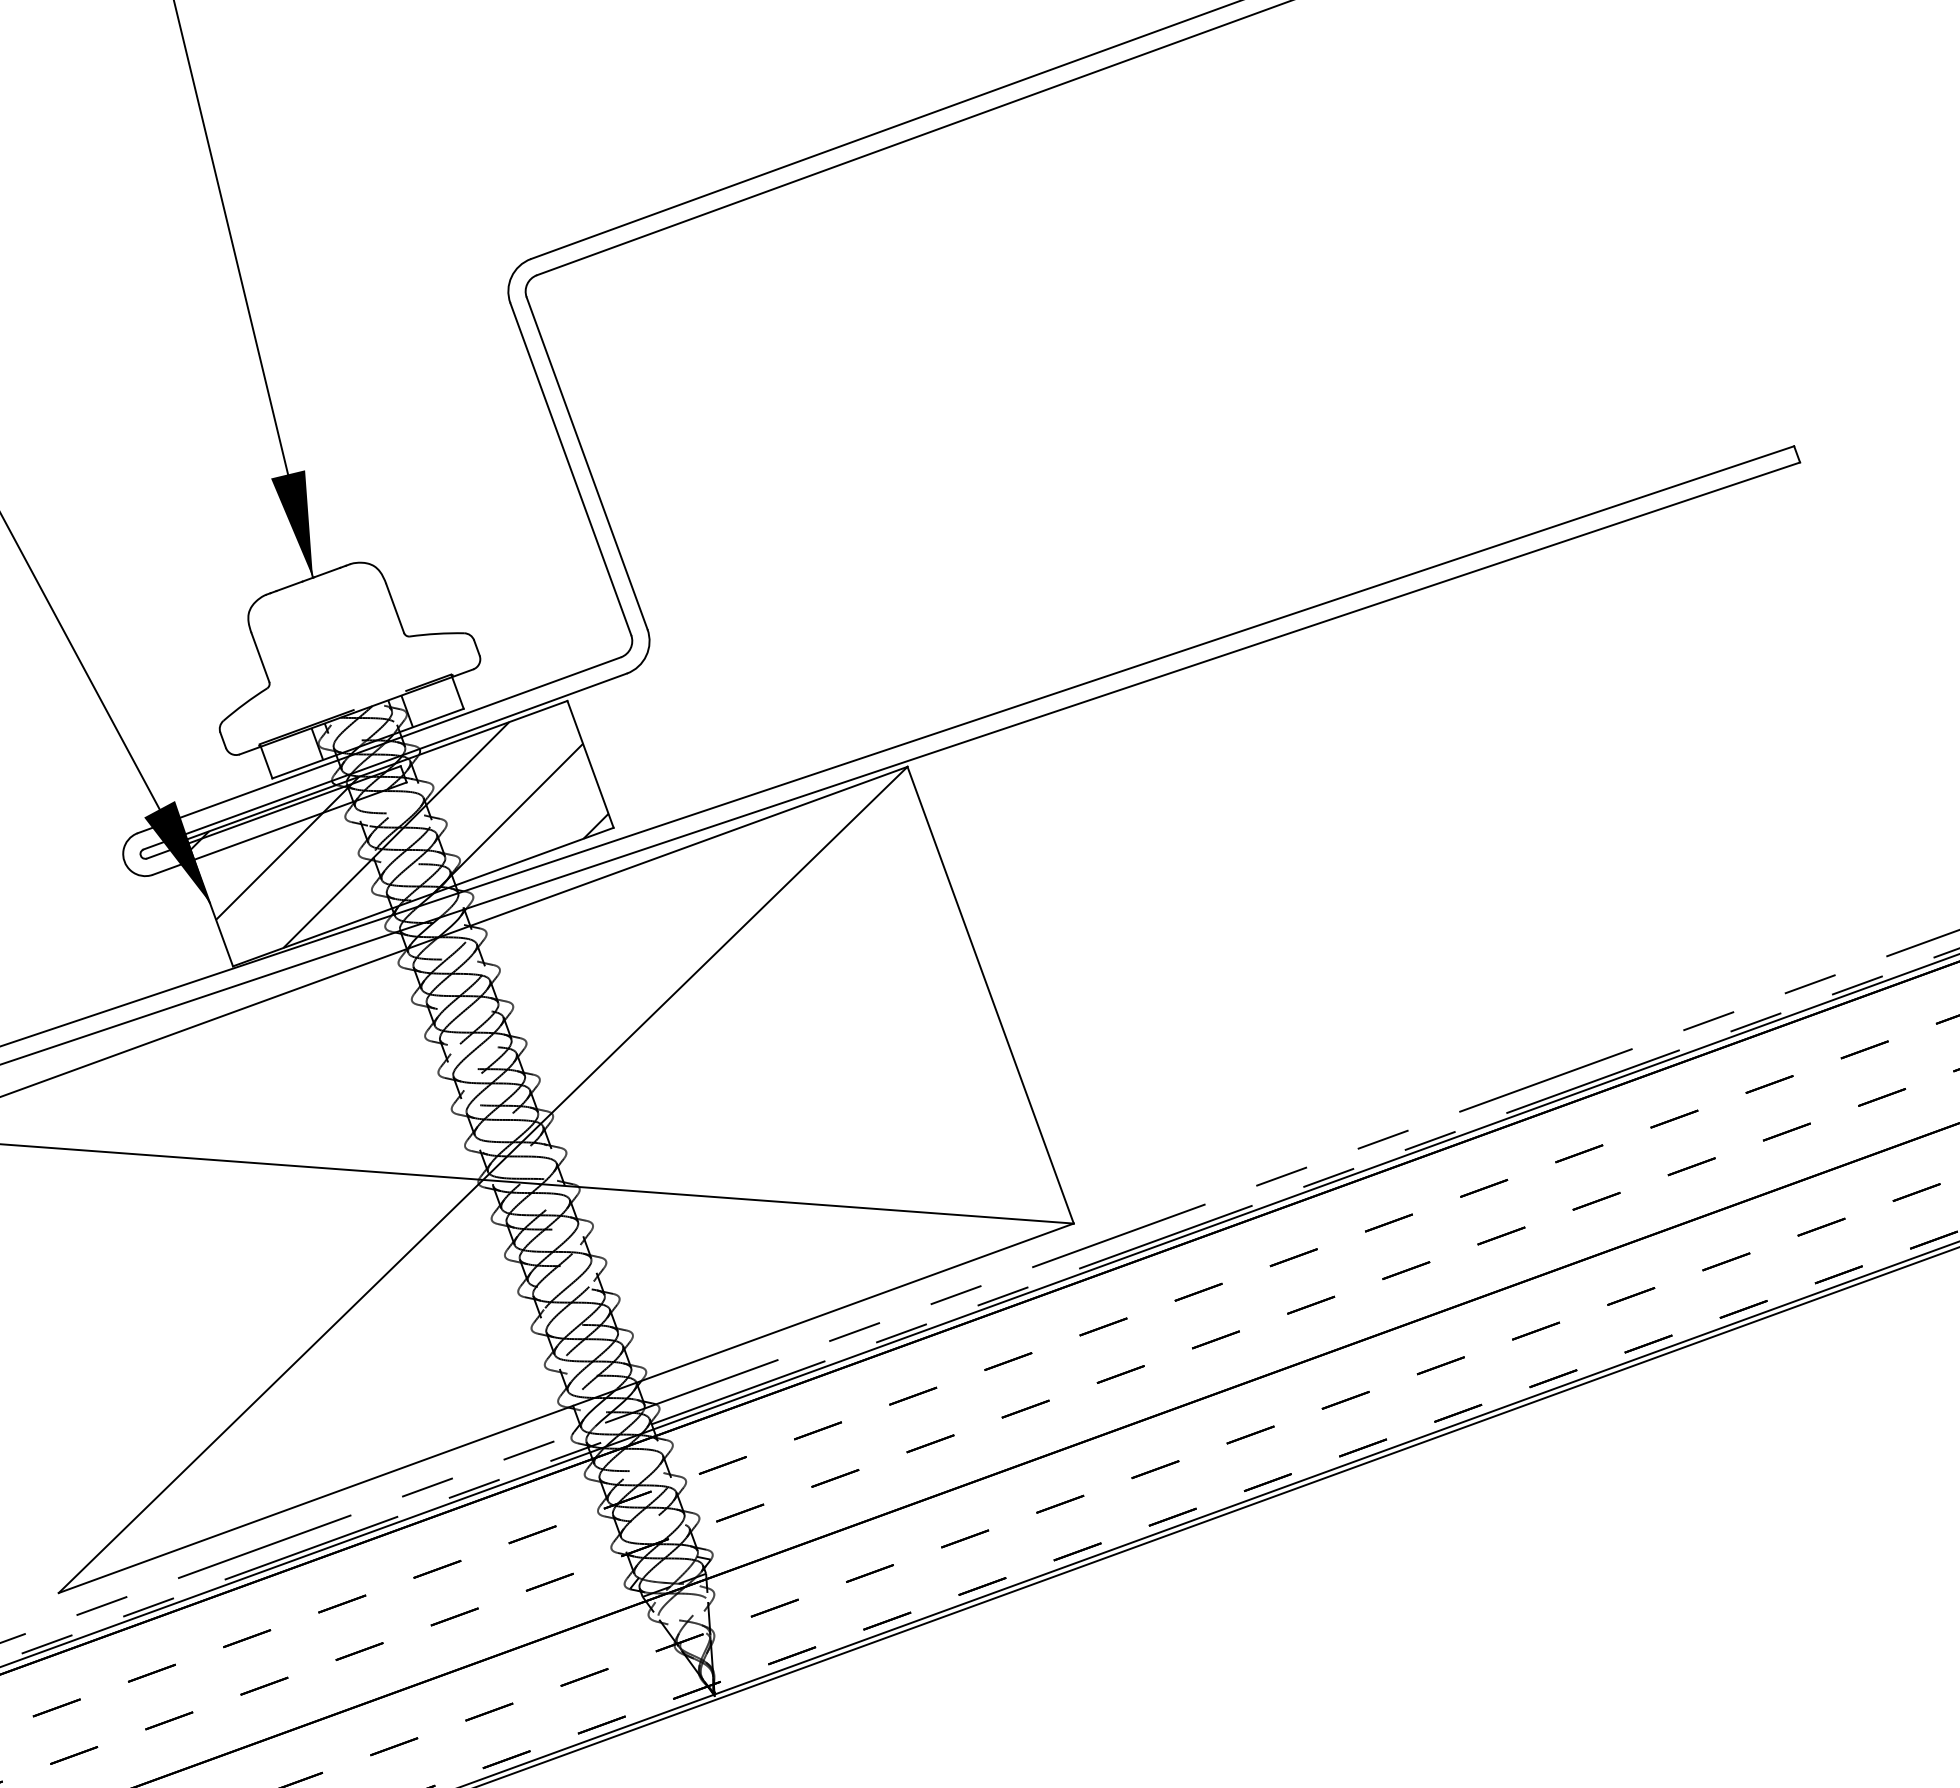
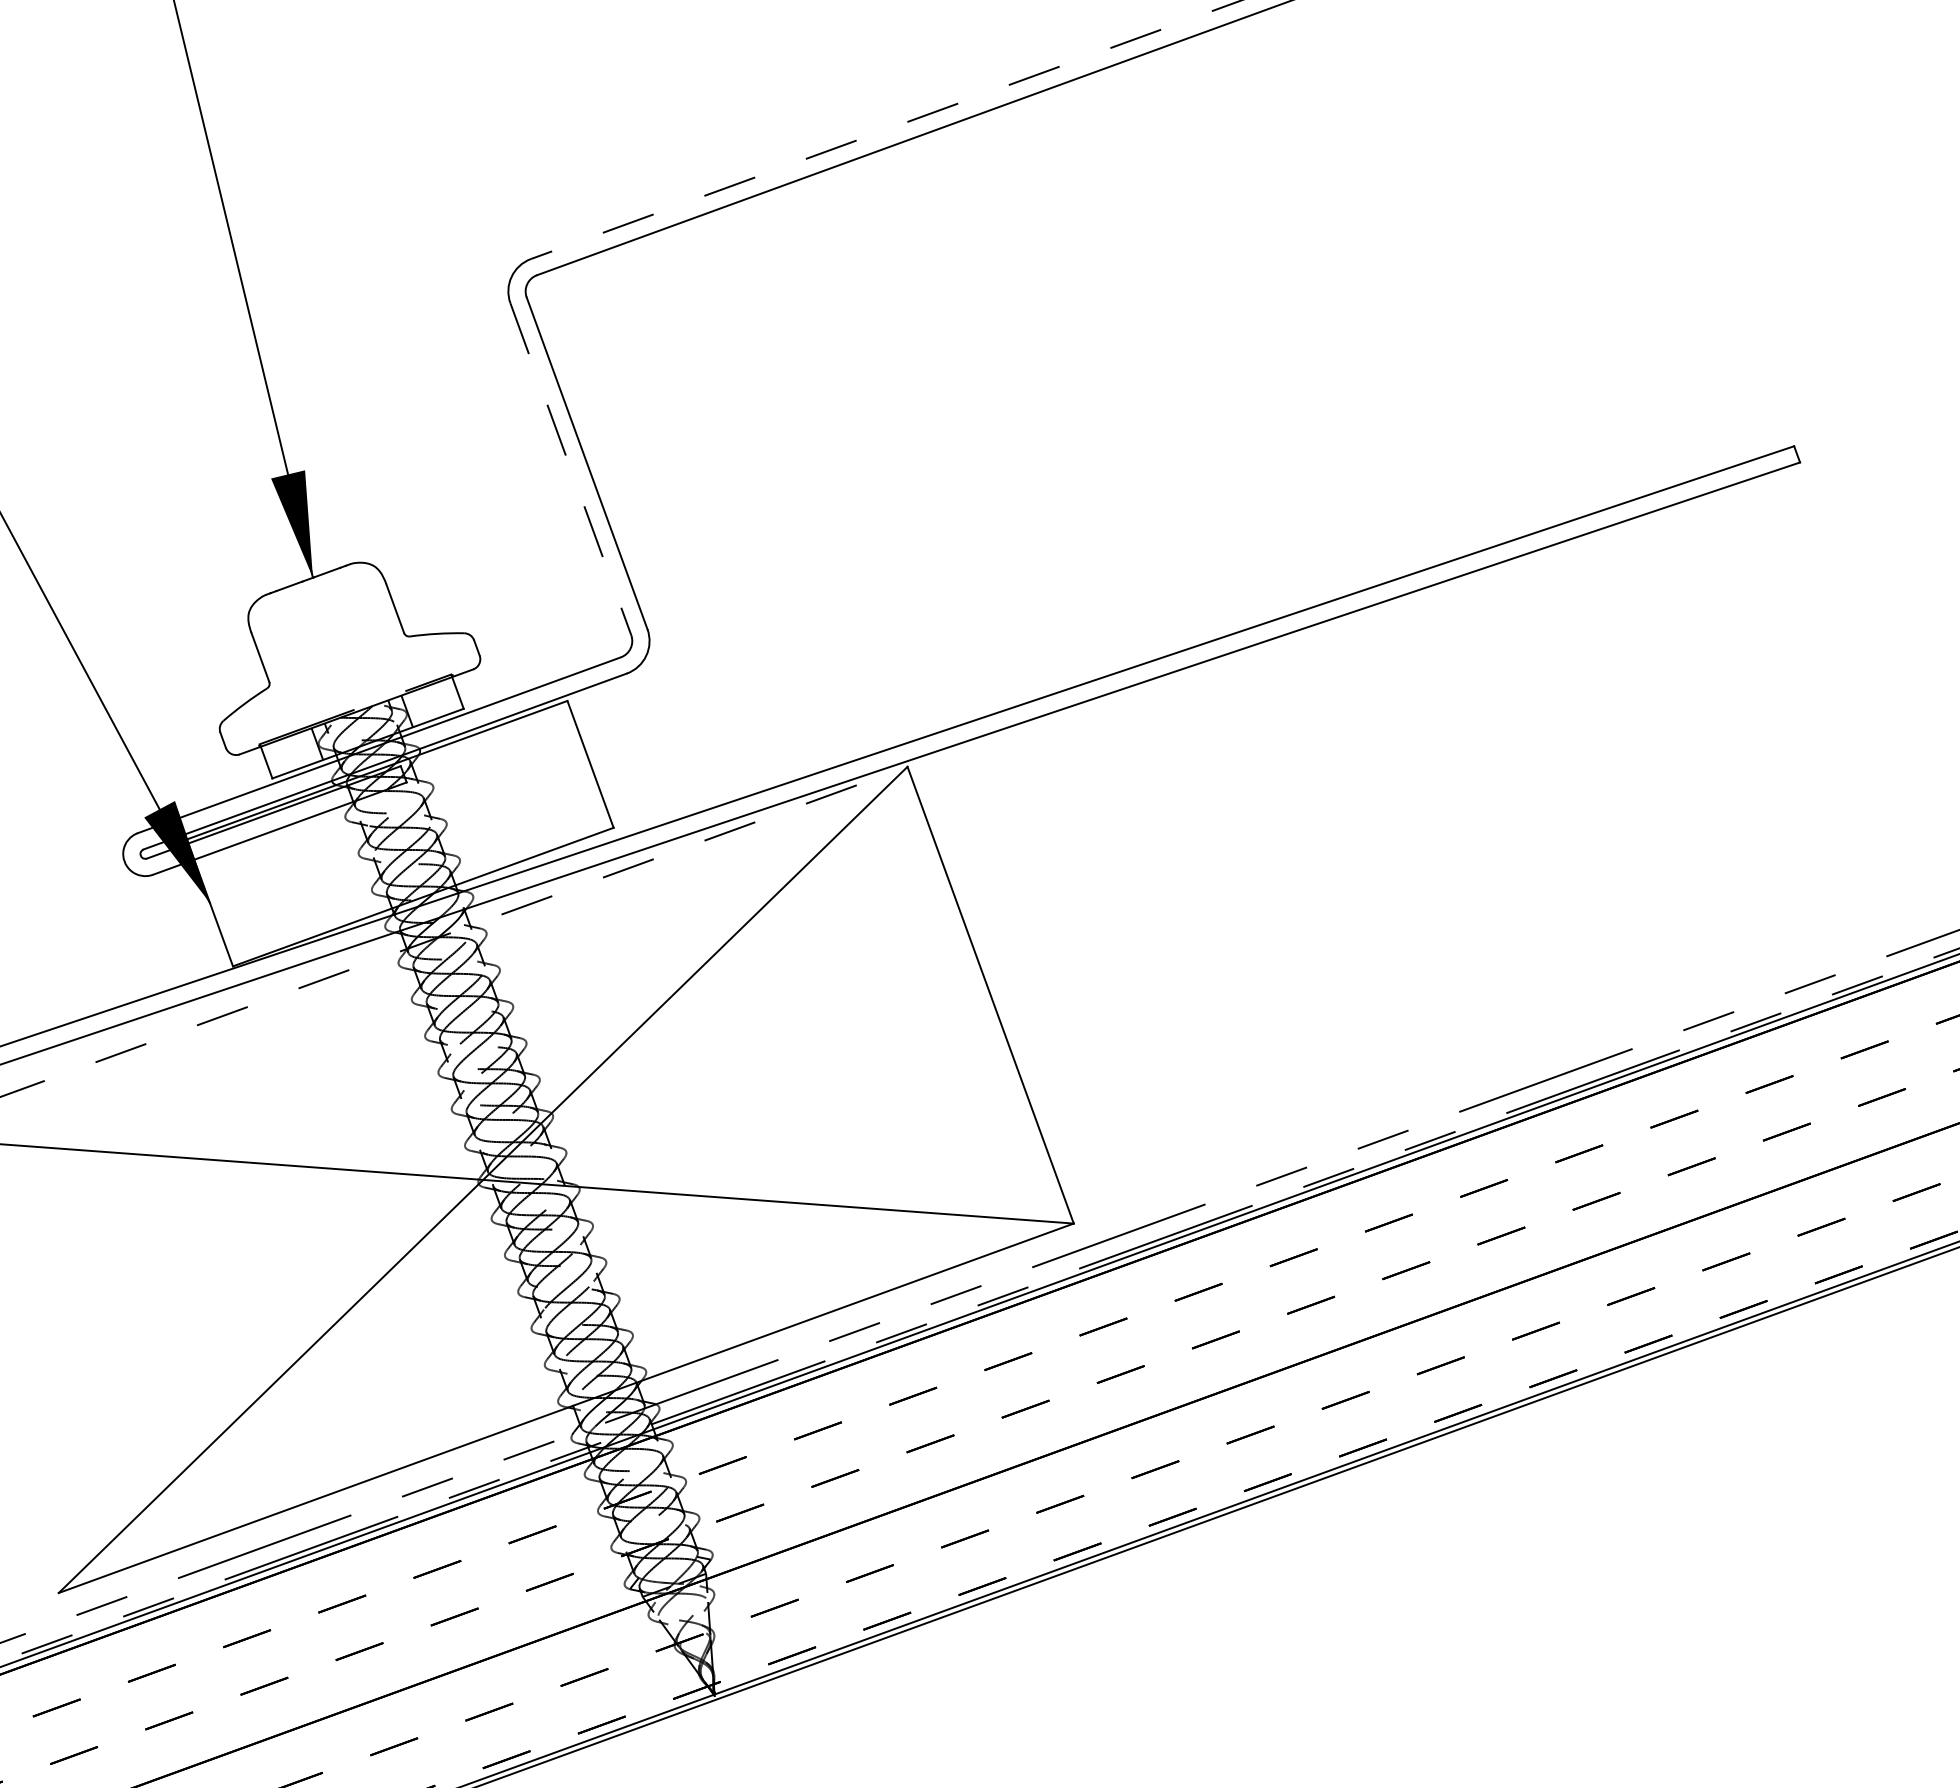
line: solid -> dashed (886, 129)
line: solid -> dashed (570, 469)
hatch: present -> none (399, 835)
line: solid -> dashed (454, 931)
